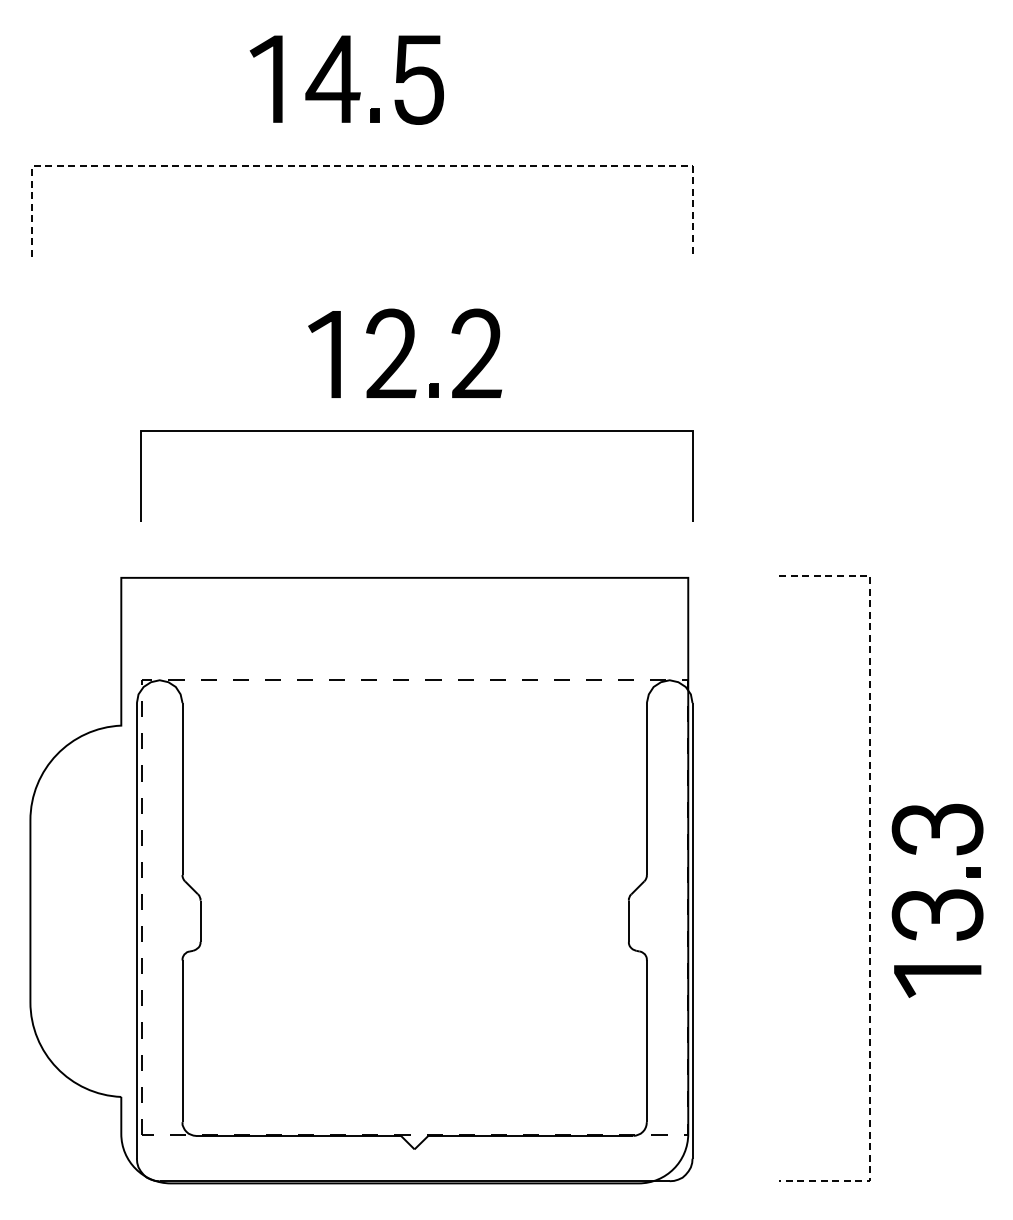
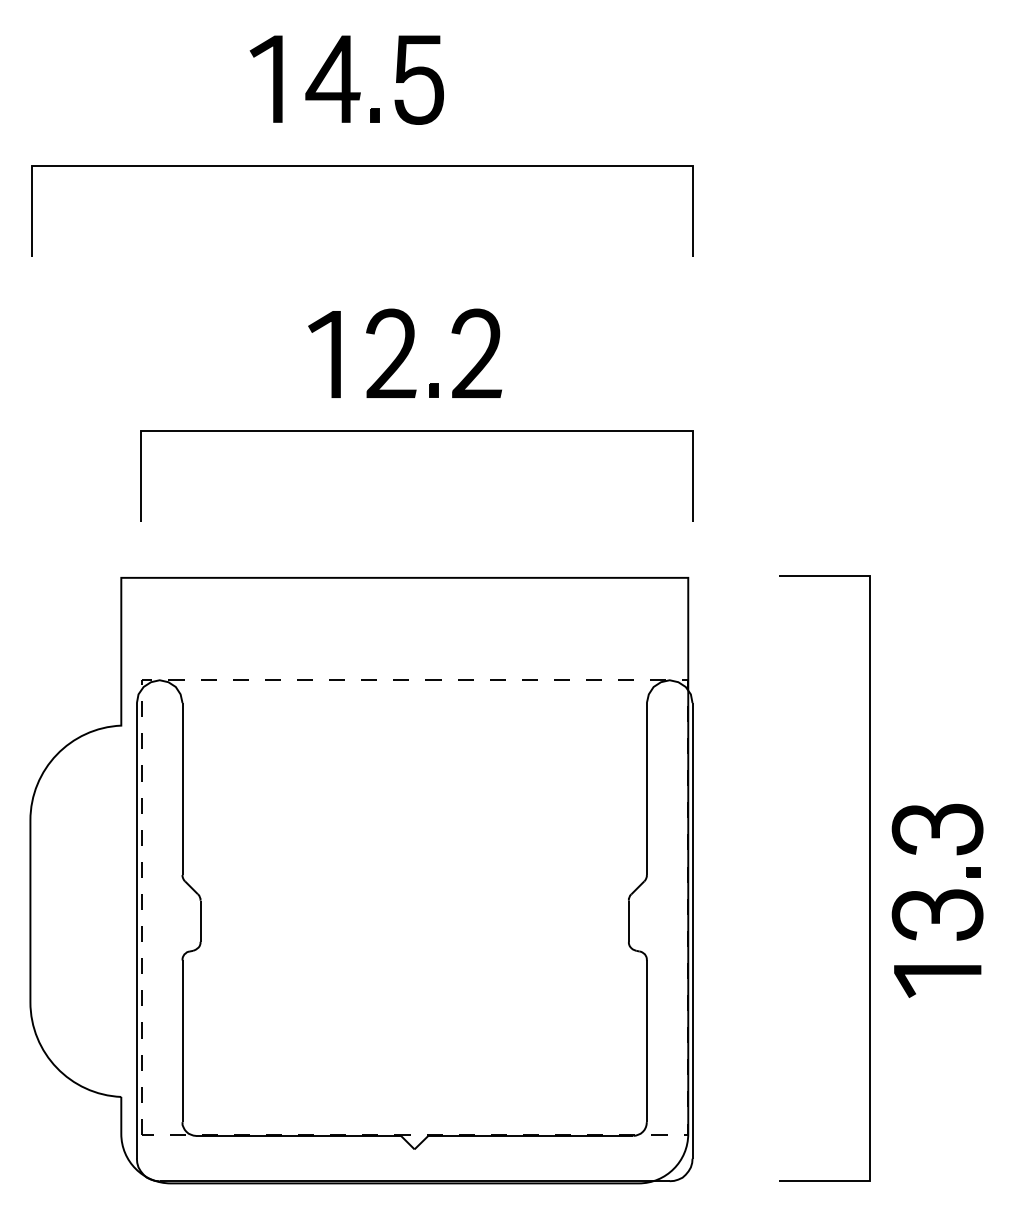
line: dashed -> solid (362, 165)
line: dashed -> solid (870, 878)
